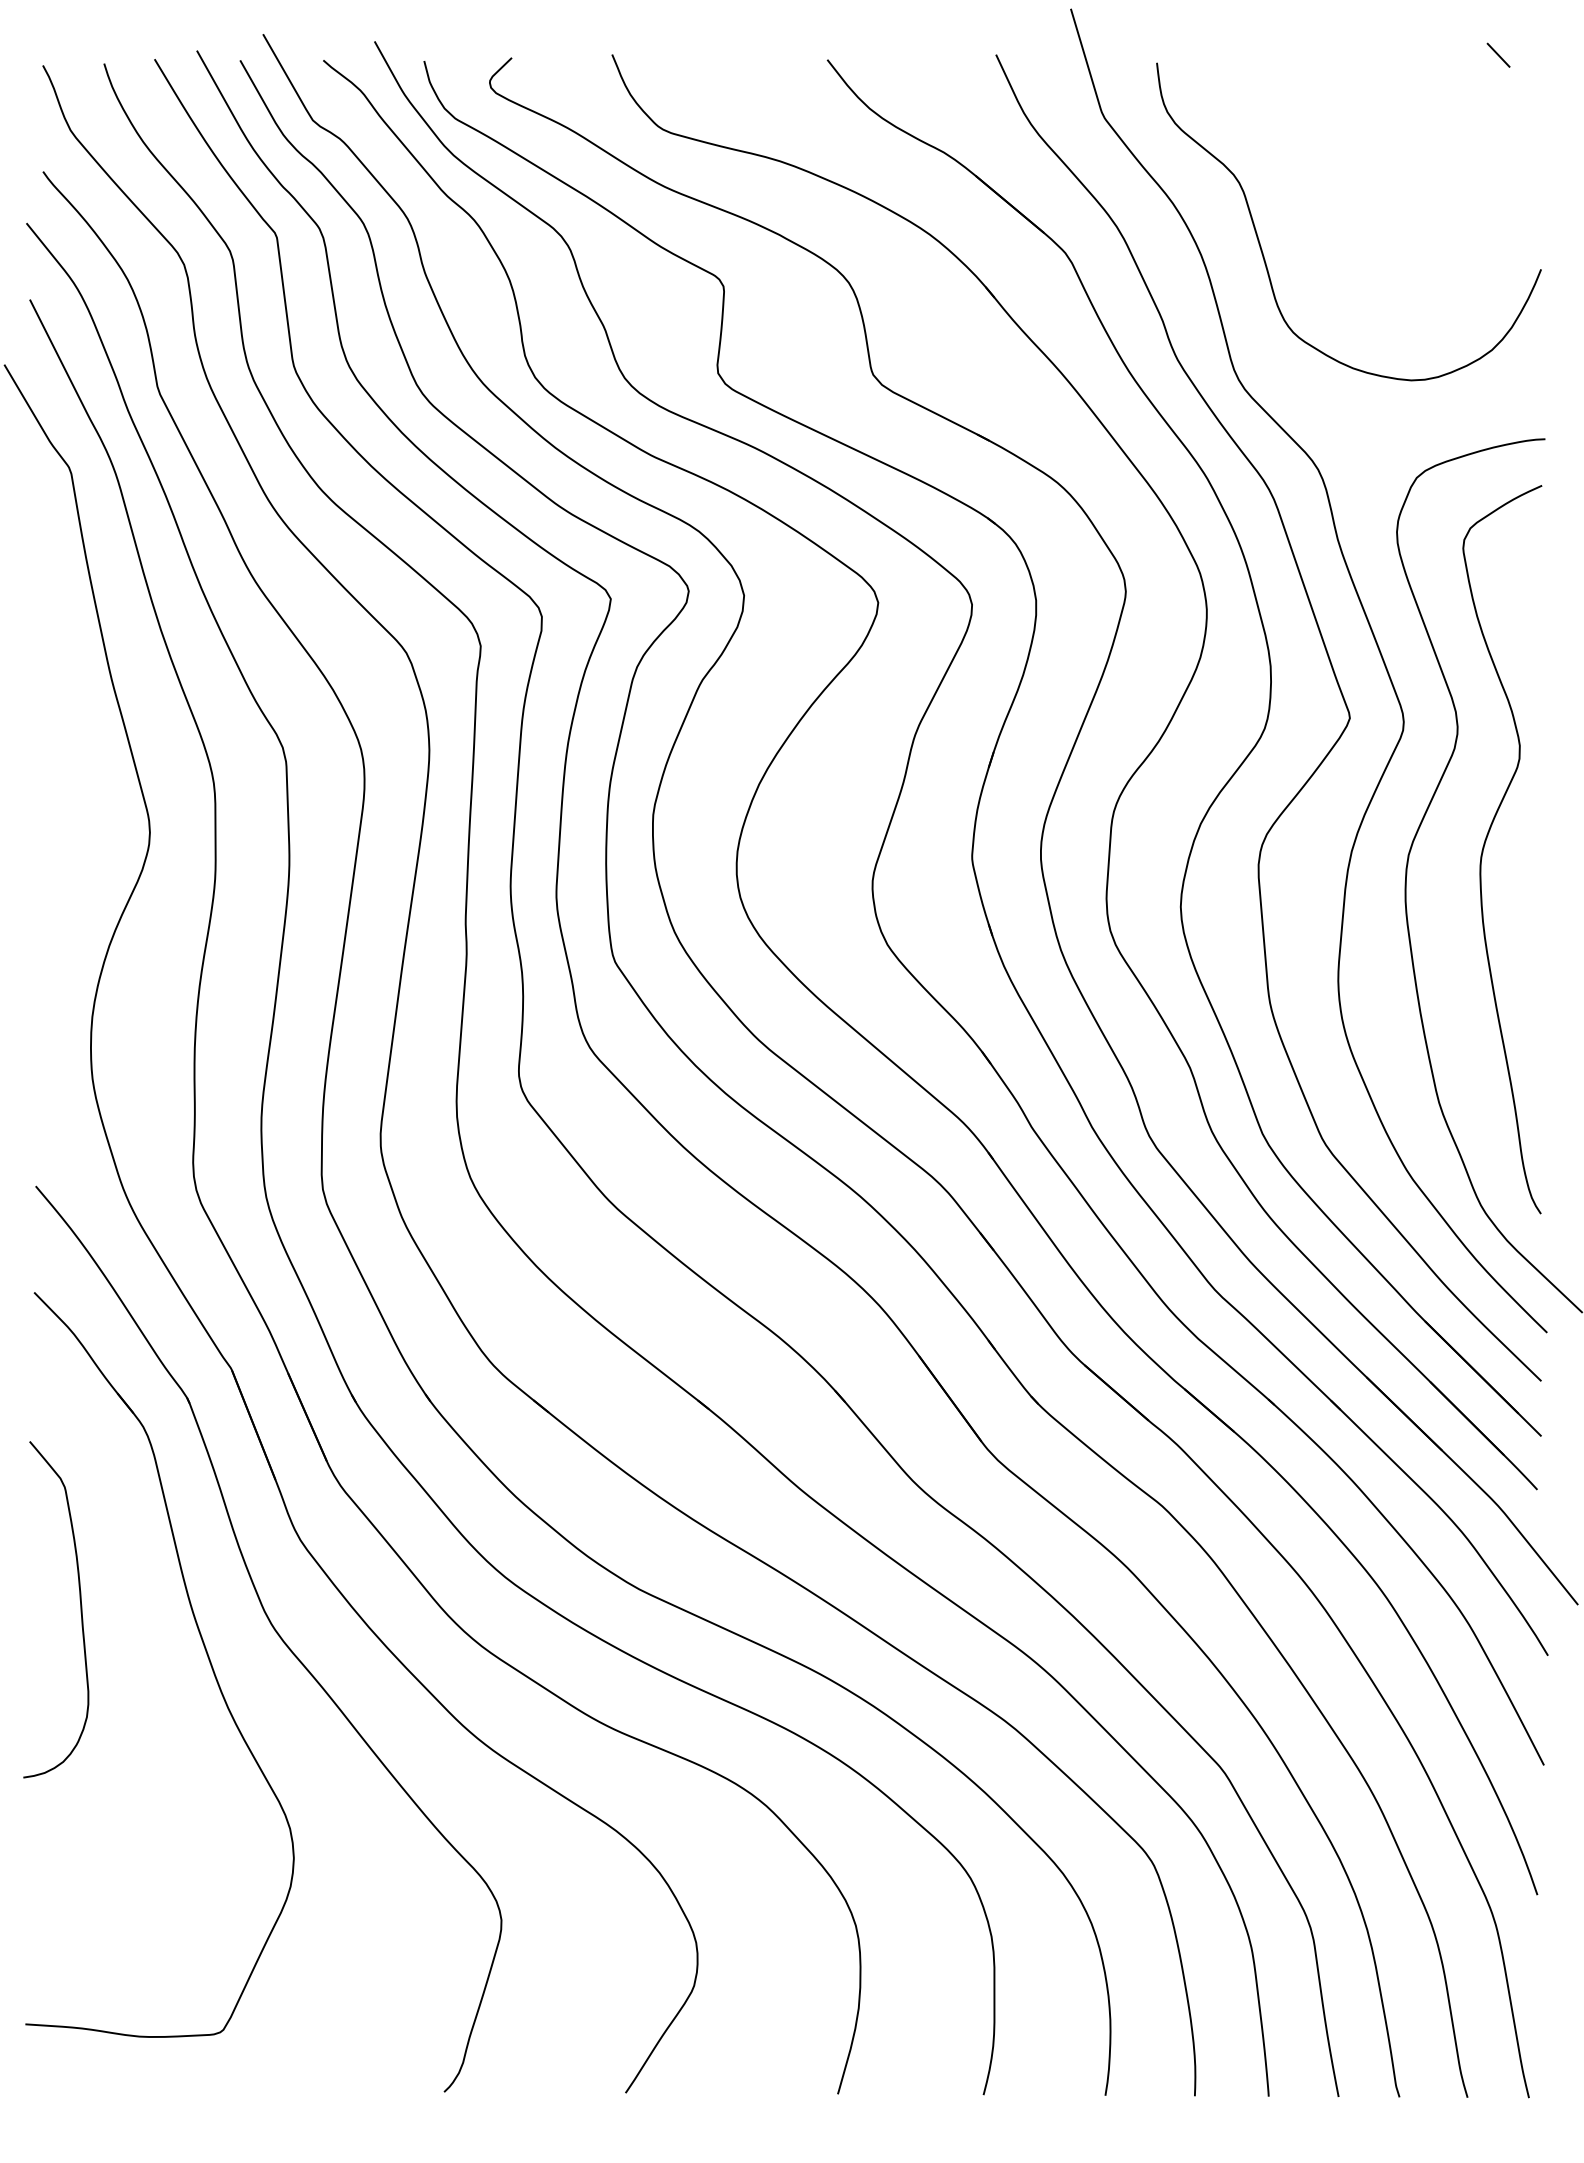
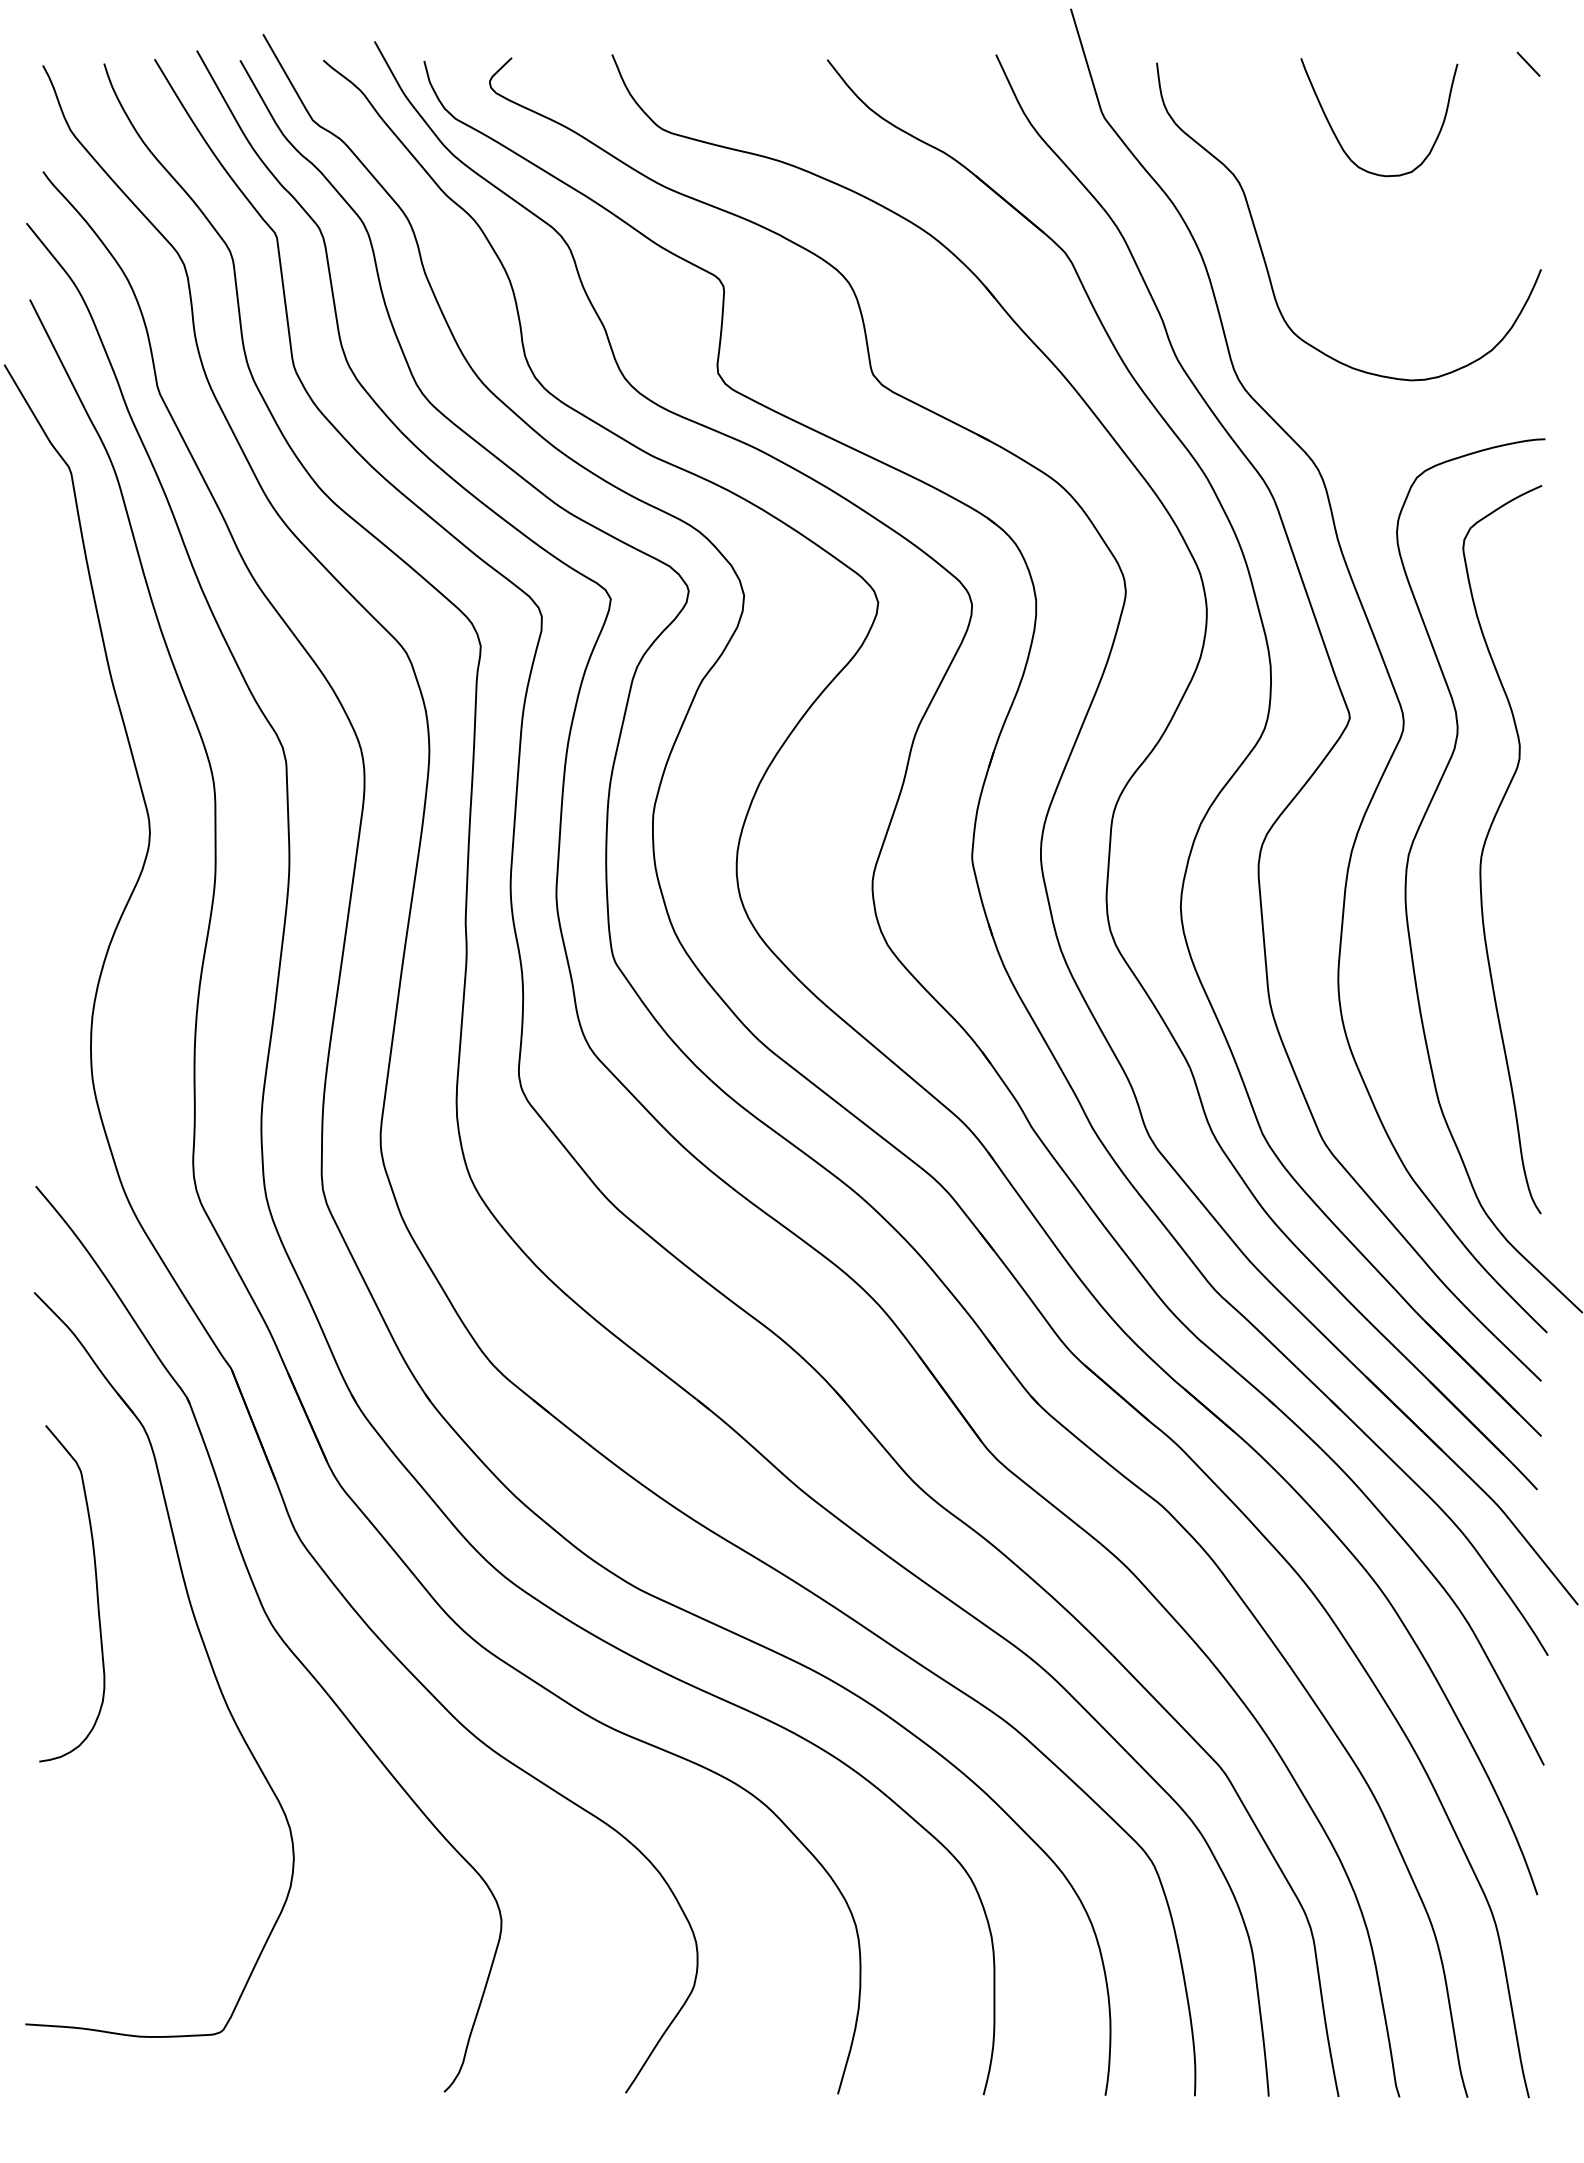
line position: (1498, 54) -> (1528, 63) (1528, 63)
curve: none -> present (1340, 142)
curve position: (80, 1609) -> (96, 1593) (96, 1593)
